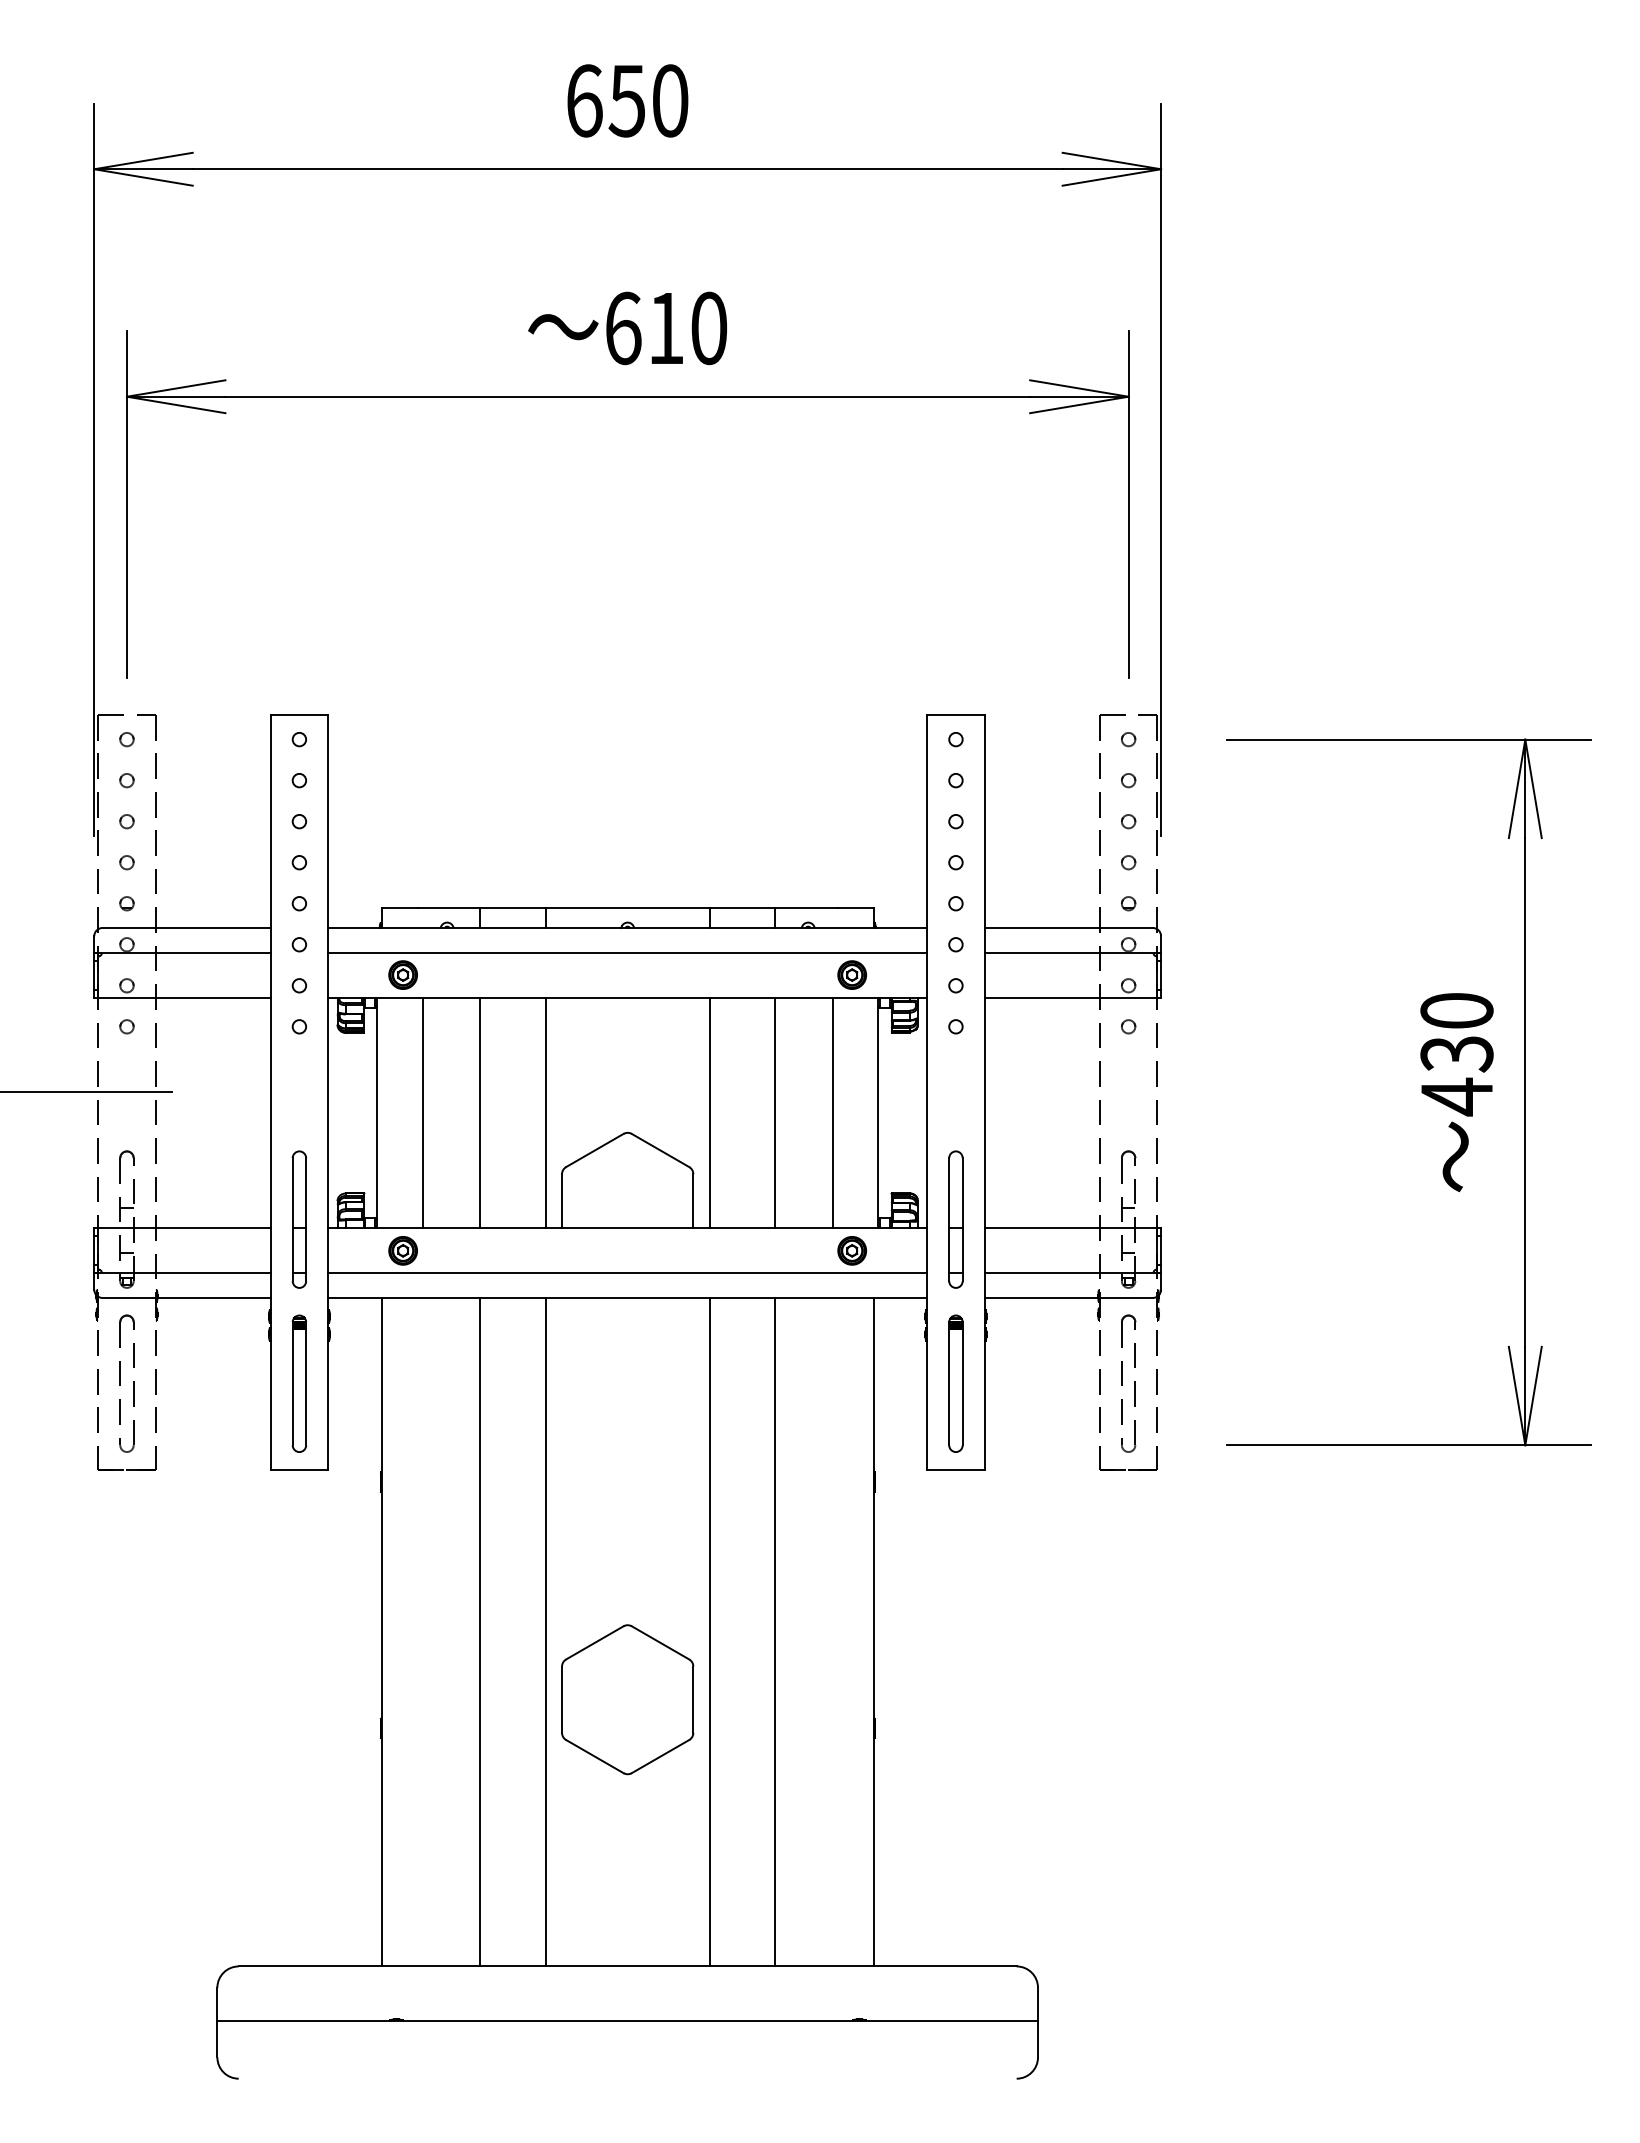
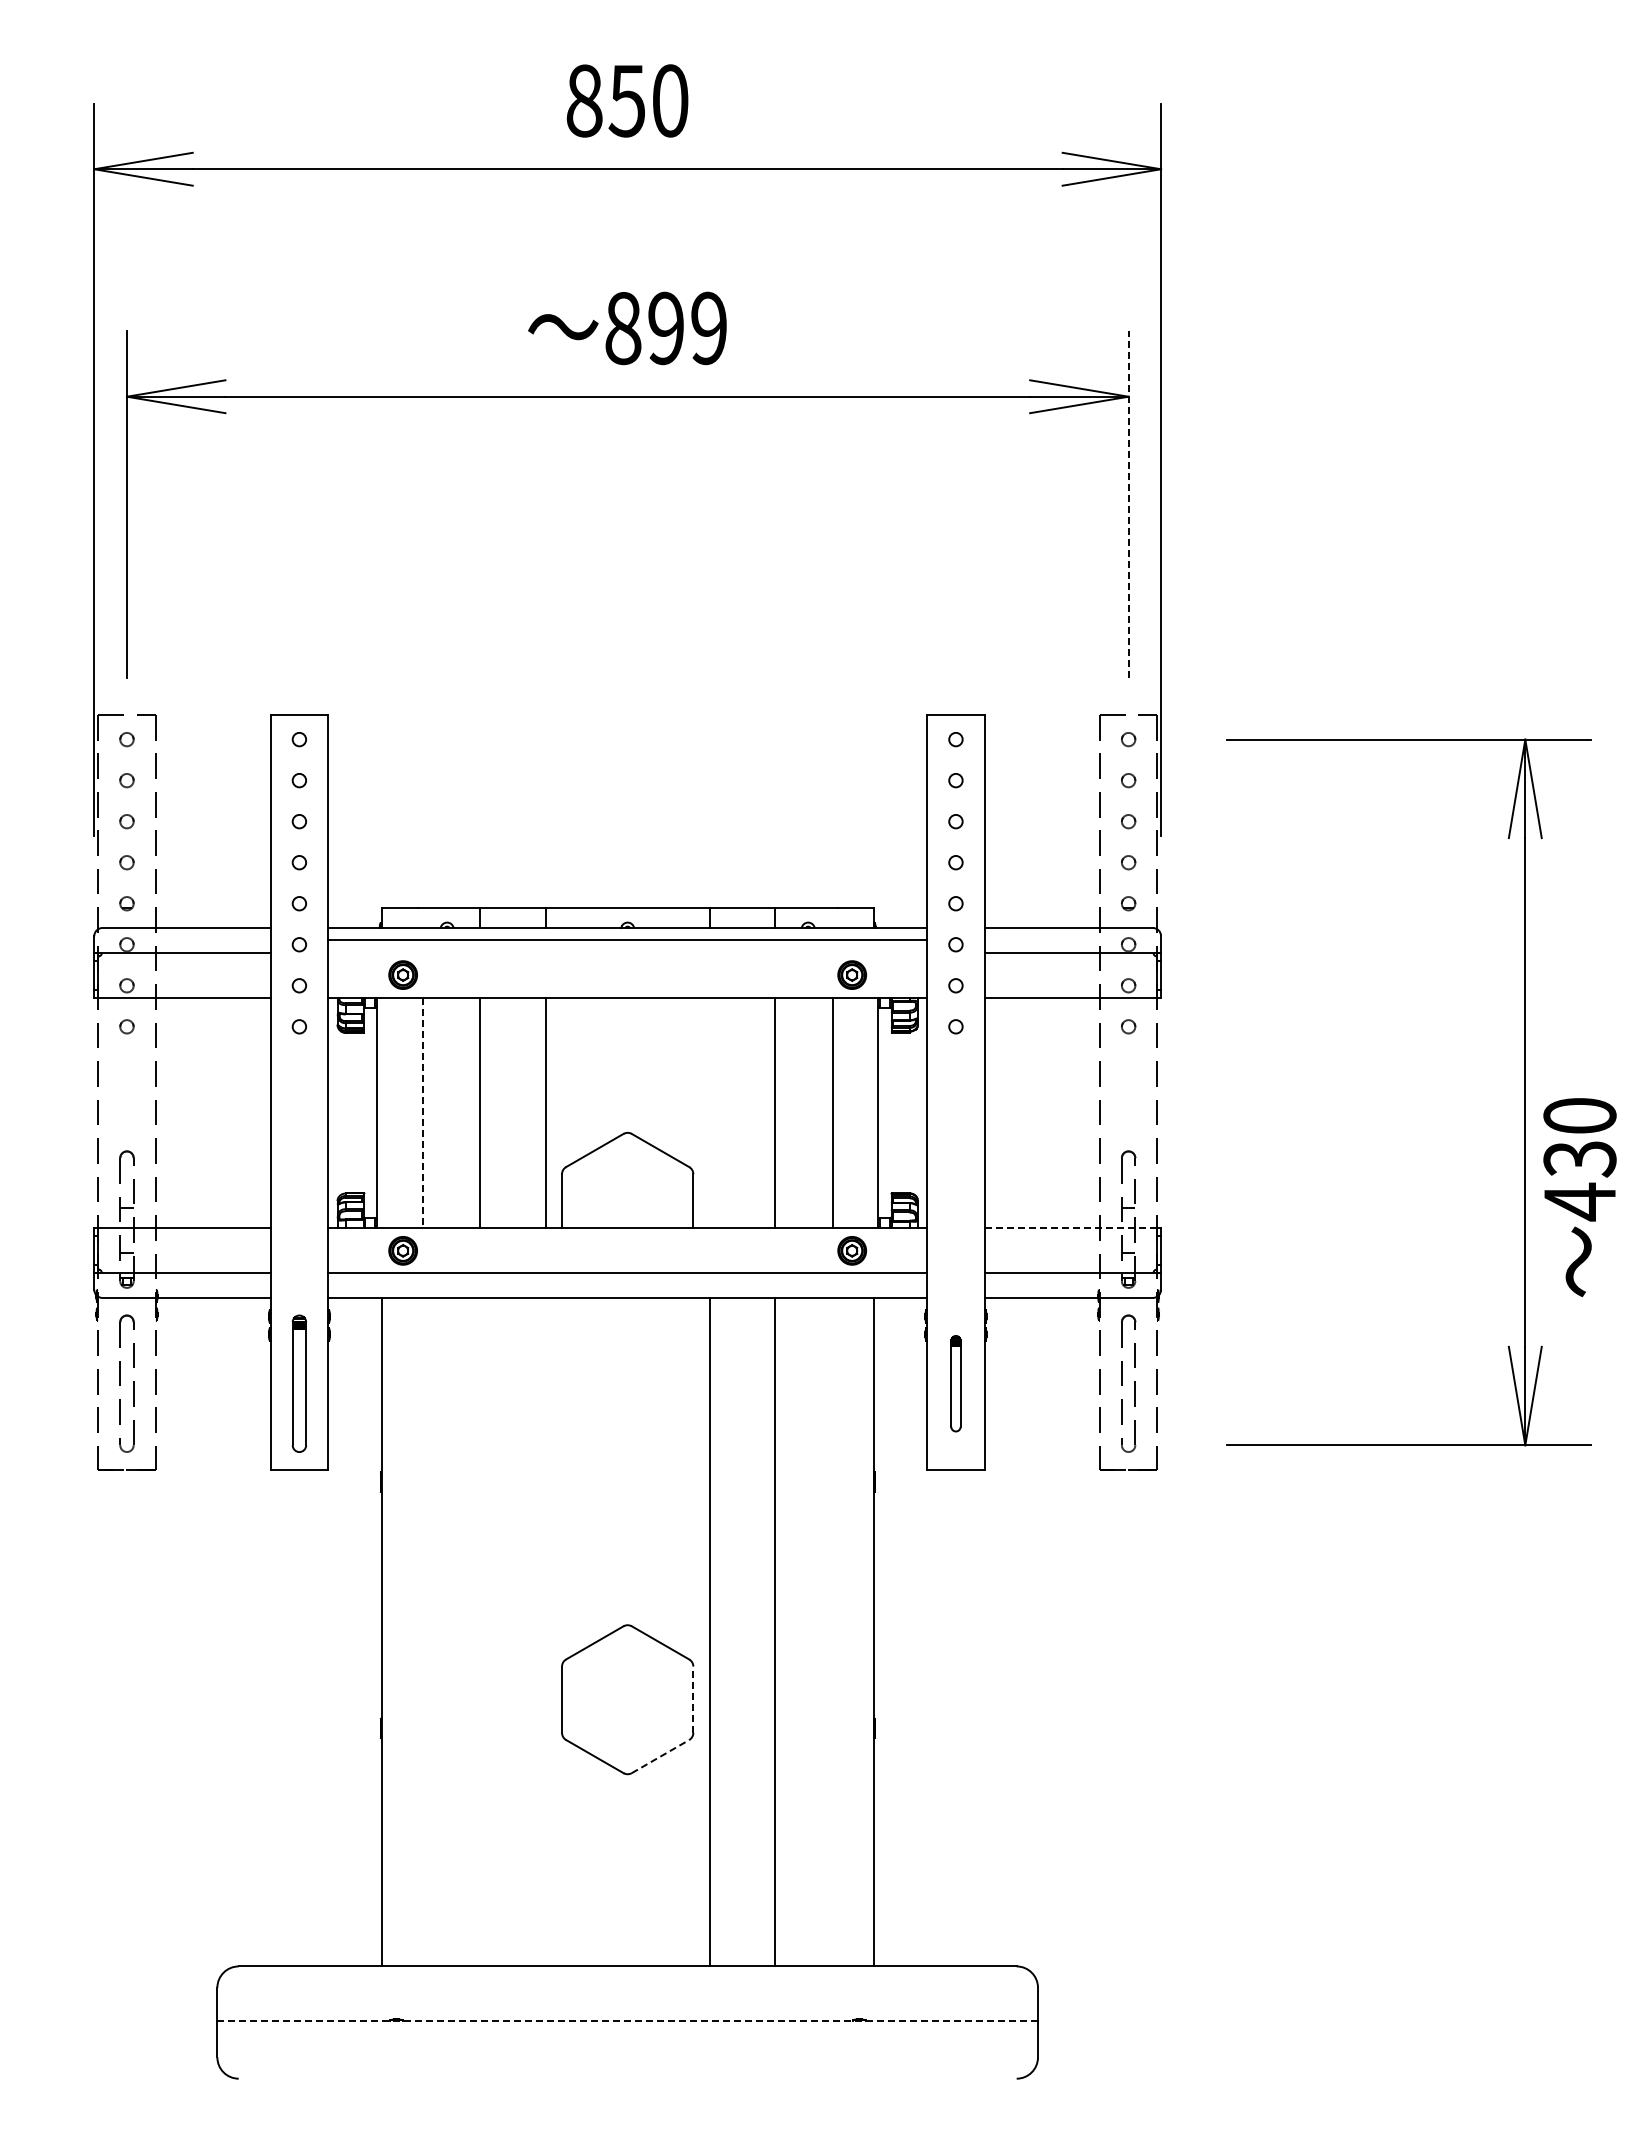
text: 650 -> 850 (584, 100)
text: 610 -> 899 (666, 328)
line: solid -> dashed (1128, 503)
line position: (627, 952) -> (627, 939) (627, 939)
line: present -> none (87, 1092)
text position: (1456, 1092) -> (1579, 1197) (1579, 1197)
line: solid -> dashed (422, 1112)
line: present -> none (709, 1112)
part: present -> none (298, 1219)
part: present -> none (955, 1219)
line: solid -> dashed (1071, 1227)
part size: 16x139 px -> 12x98 px (955, 1383)
line: present -> none (479, 1631)
line: present -> none (545, 1631)
line: solid -> dashed (693, 1699)
line: solid -> dashed (660, 1756)
line: solid -> dashed (627, 2021)
